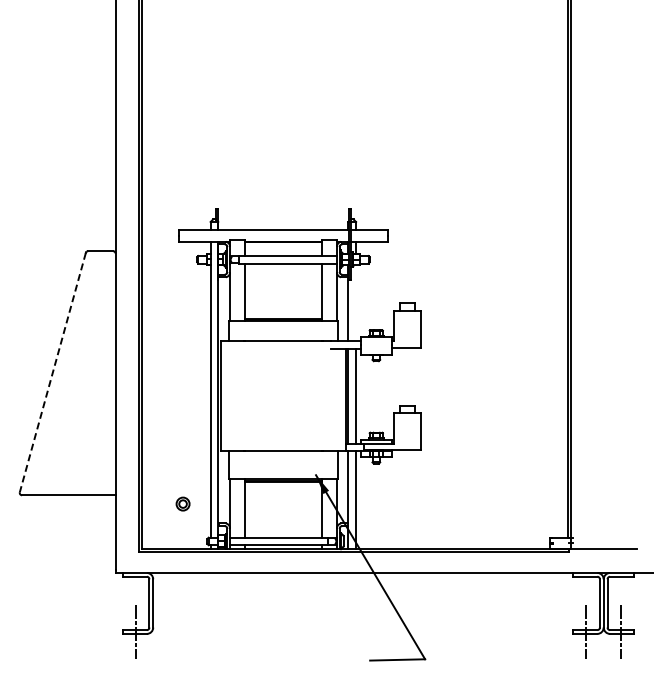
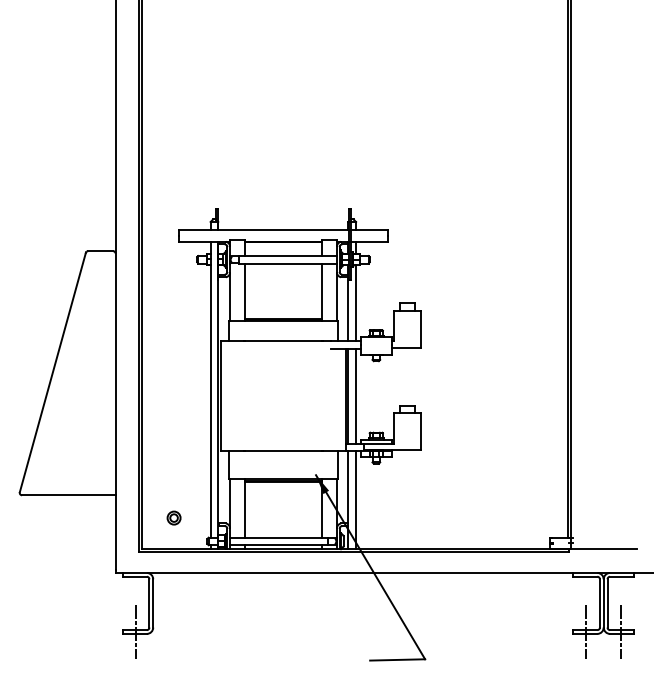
line: none -> present (356, 303)
line: dashed -> solid (52, 373)
part position: (182, 503) -> (173, 517) (173, 517)
